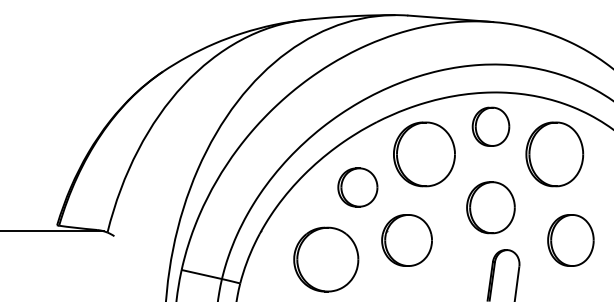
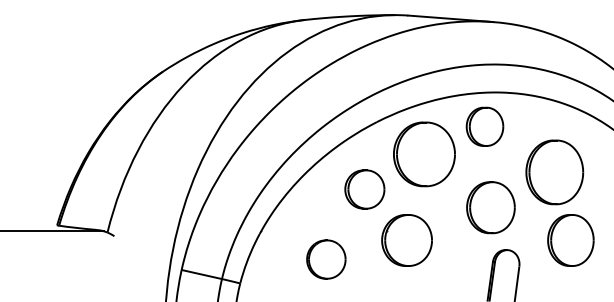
part position: (490, 126) -> (484, 126) (484, 126)
part position: (554, 154) -> (554, 172) (554, 172)
part position: (357, 187) -> (364, 189) (364, 189)
part size: 67x67 px -> 41x41 px (326, 259)
